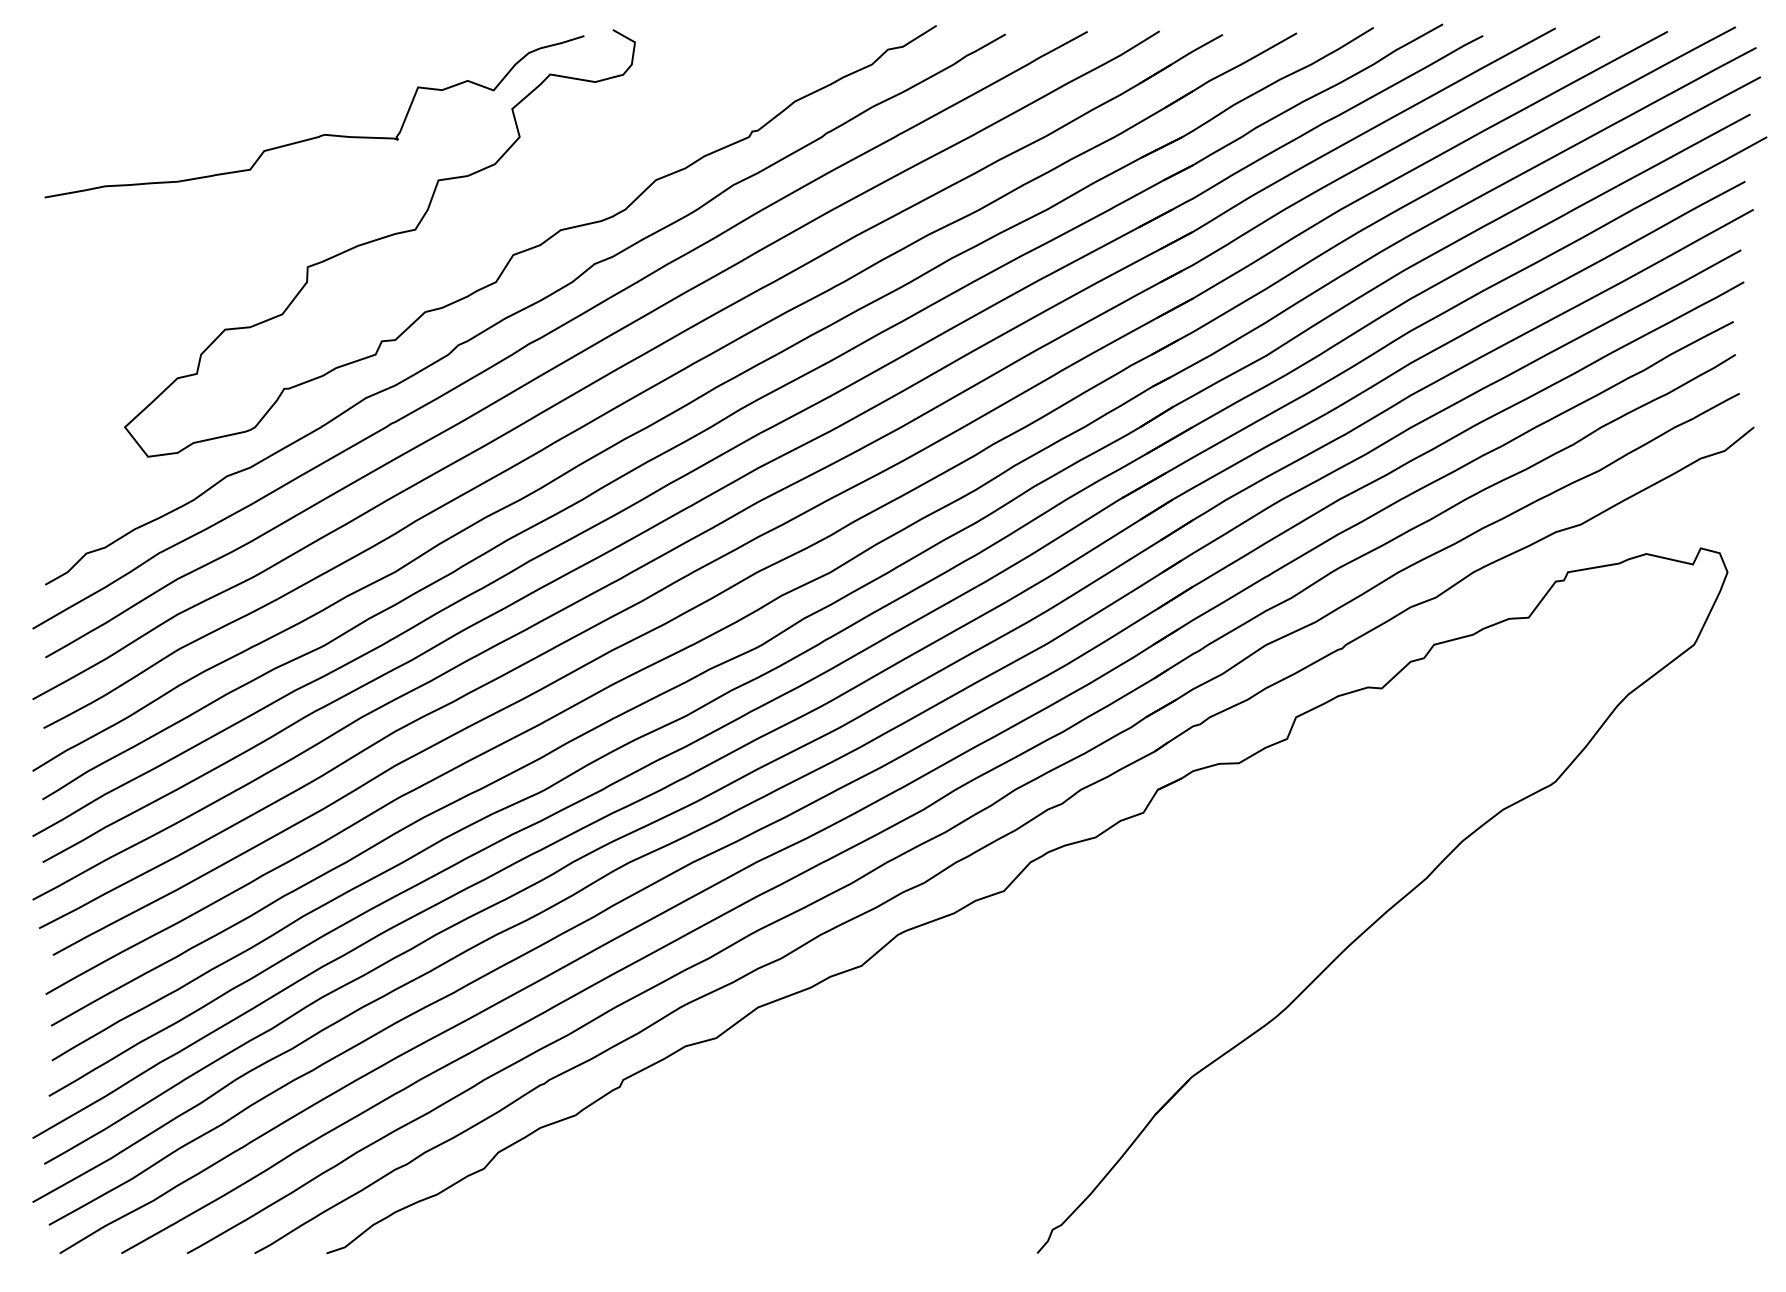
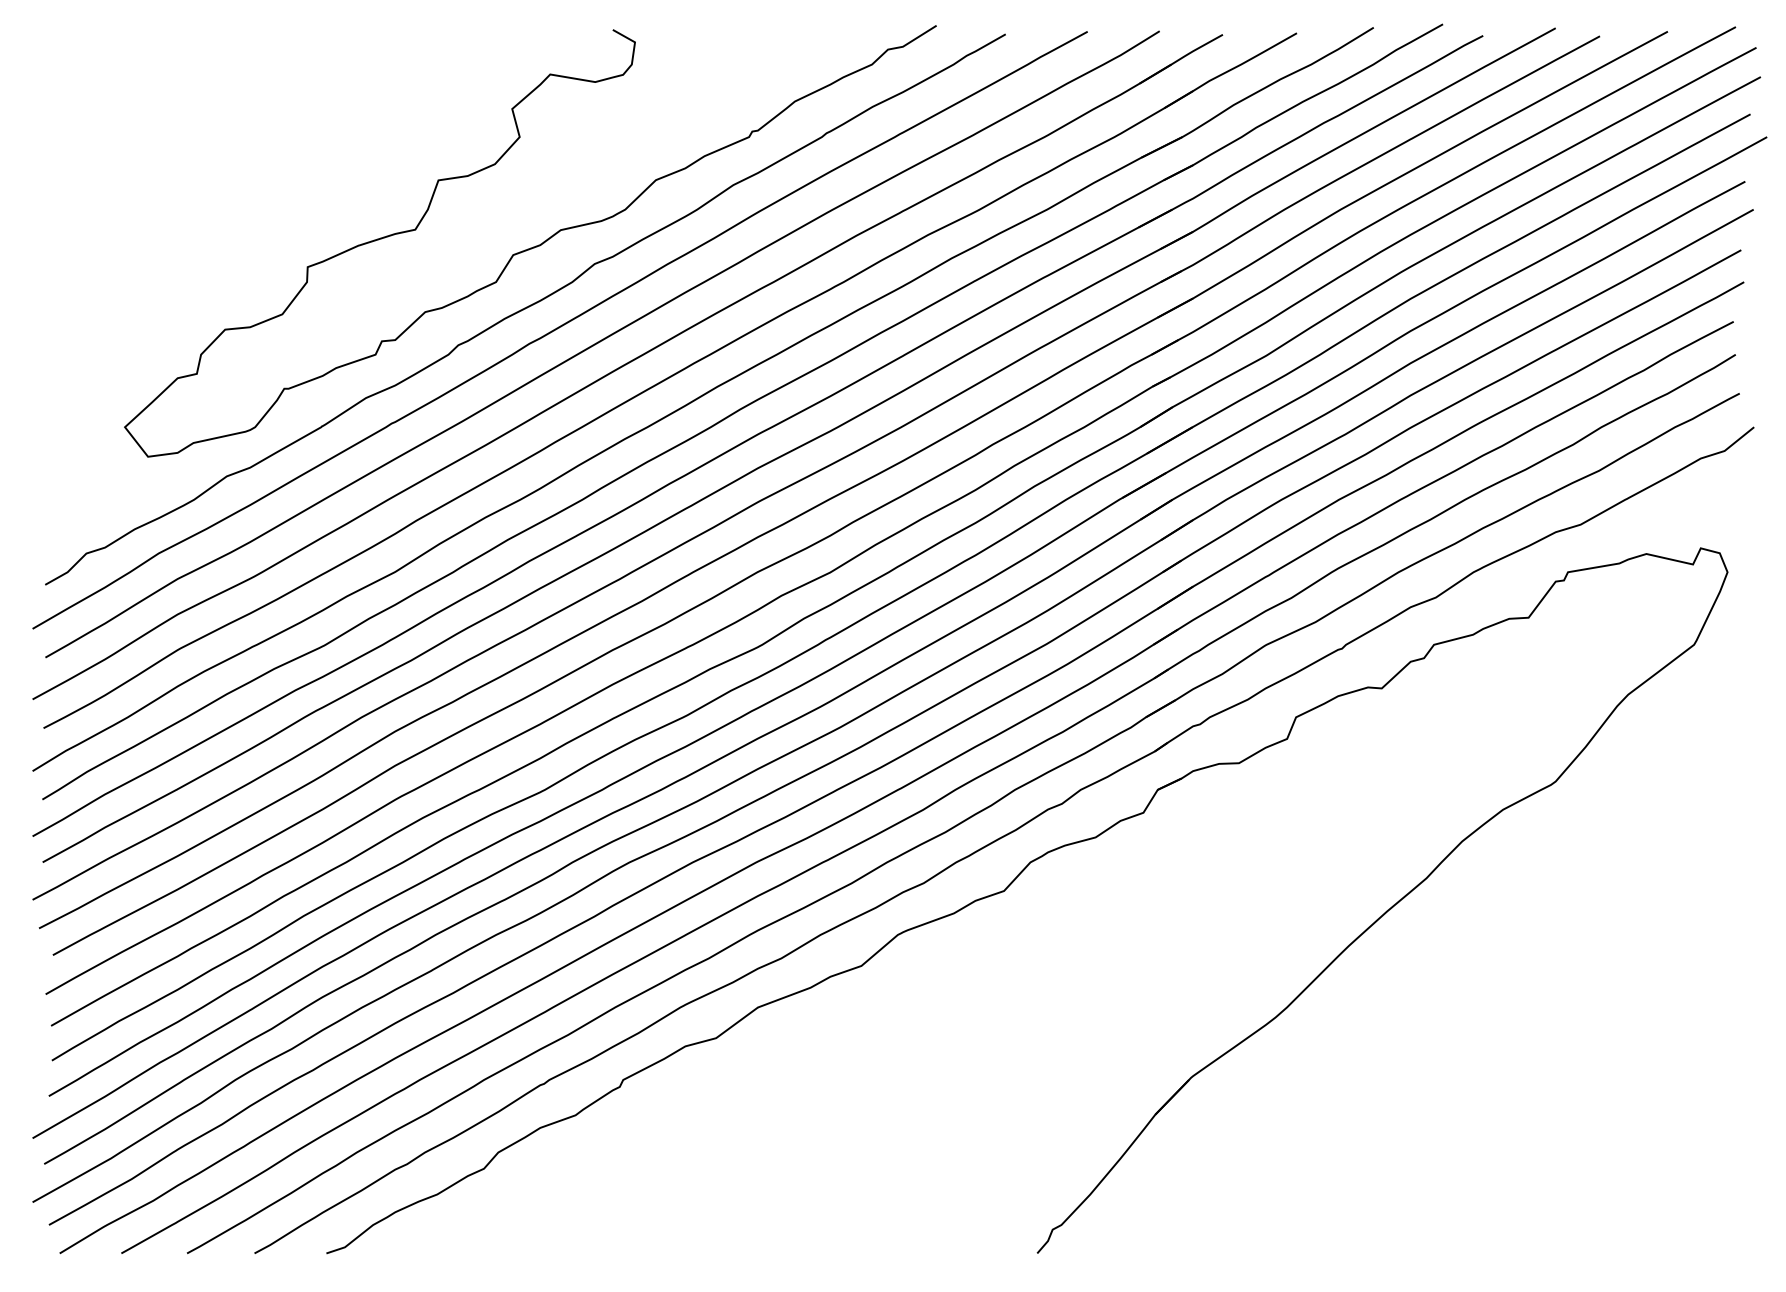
curve: present -> none (321, 134)
